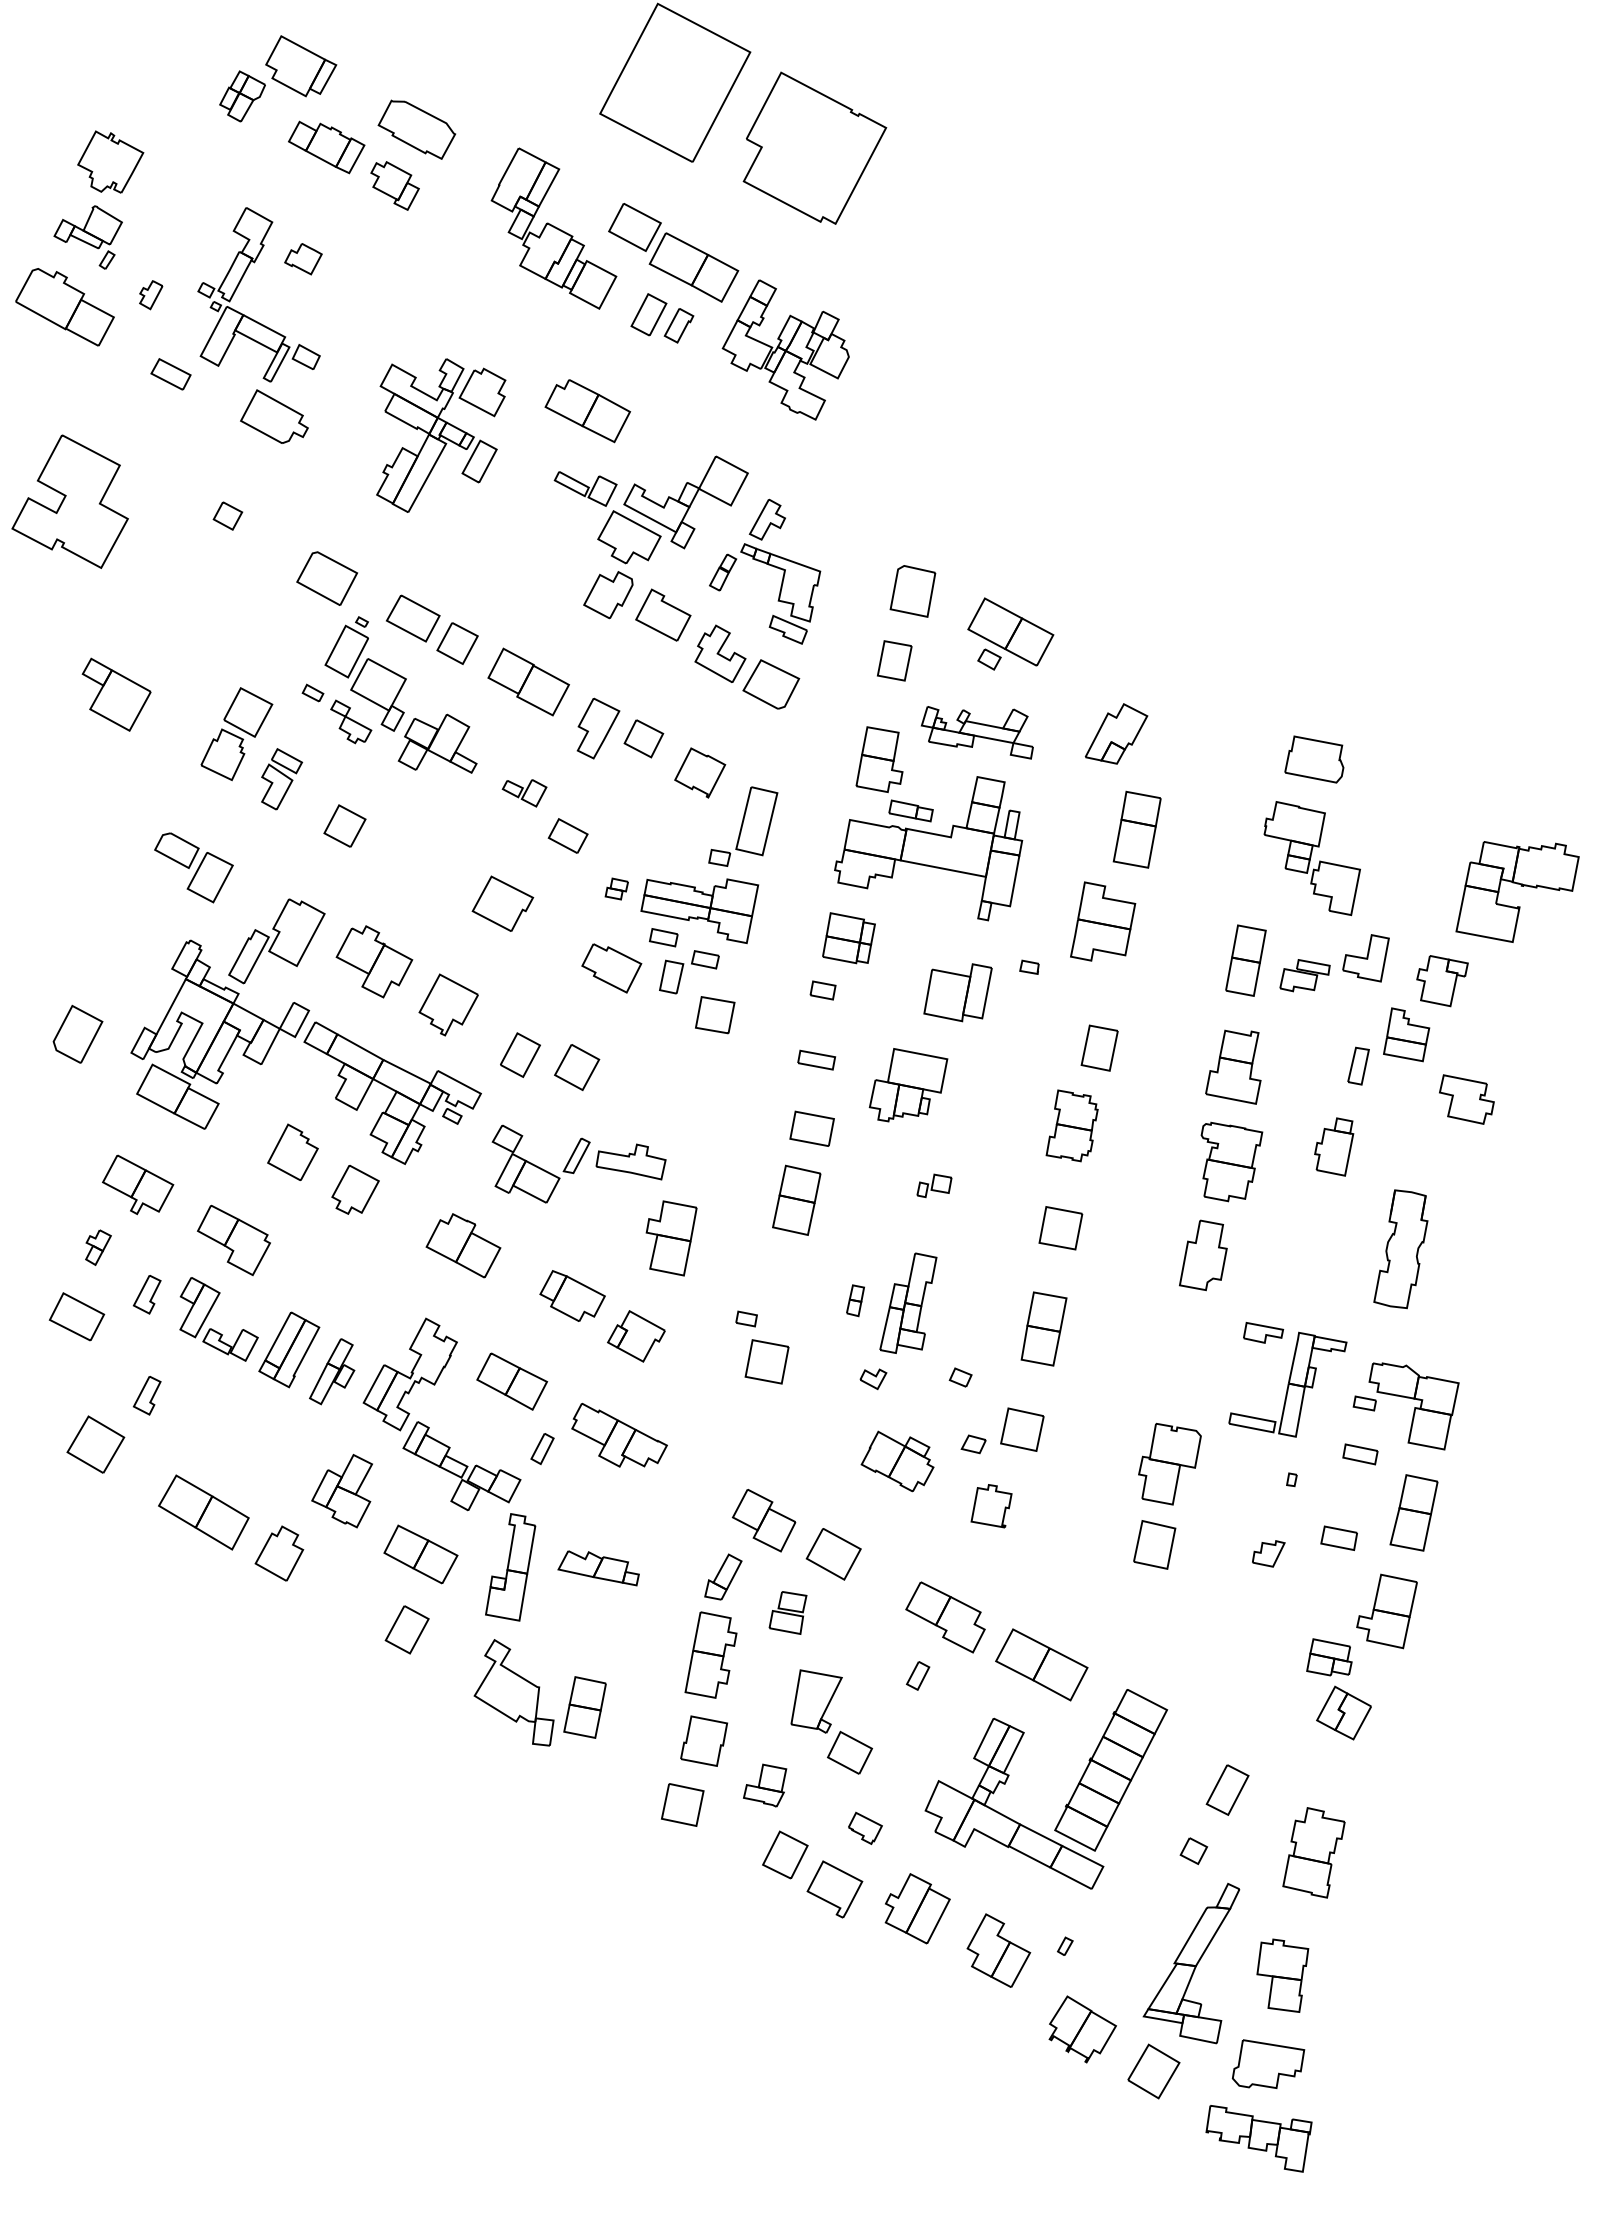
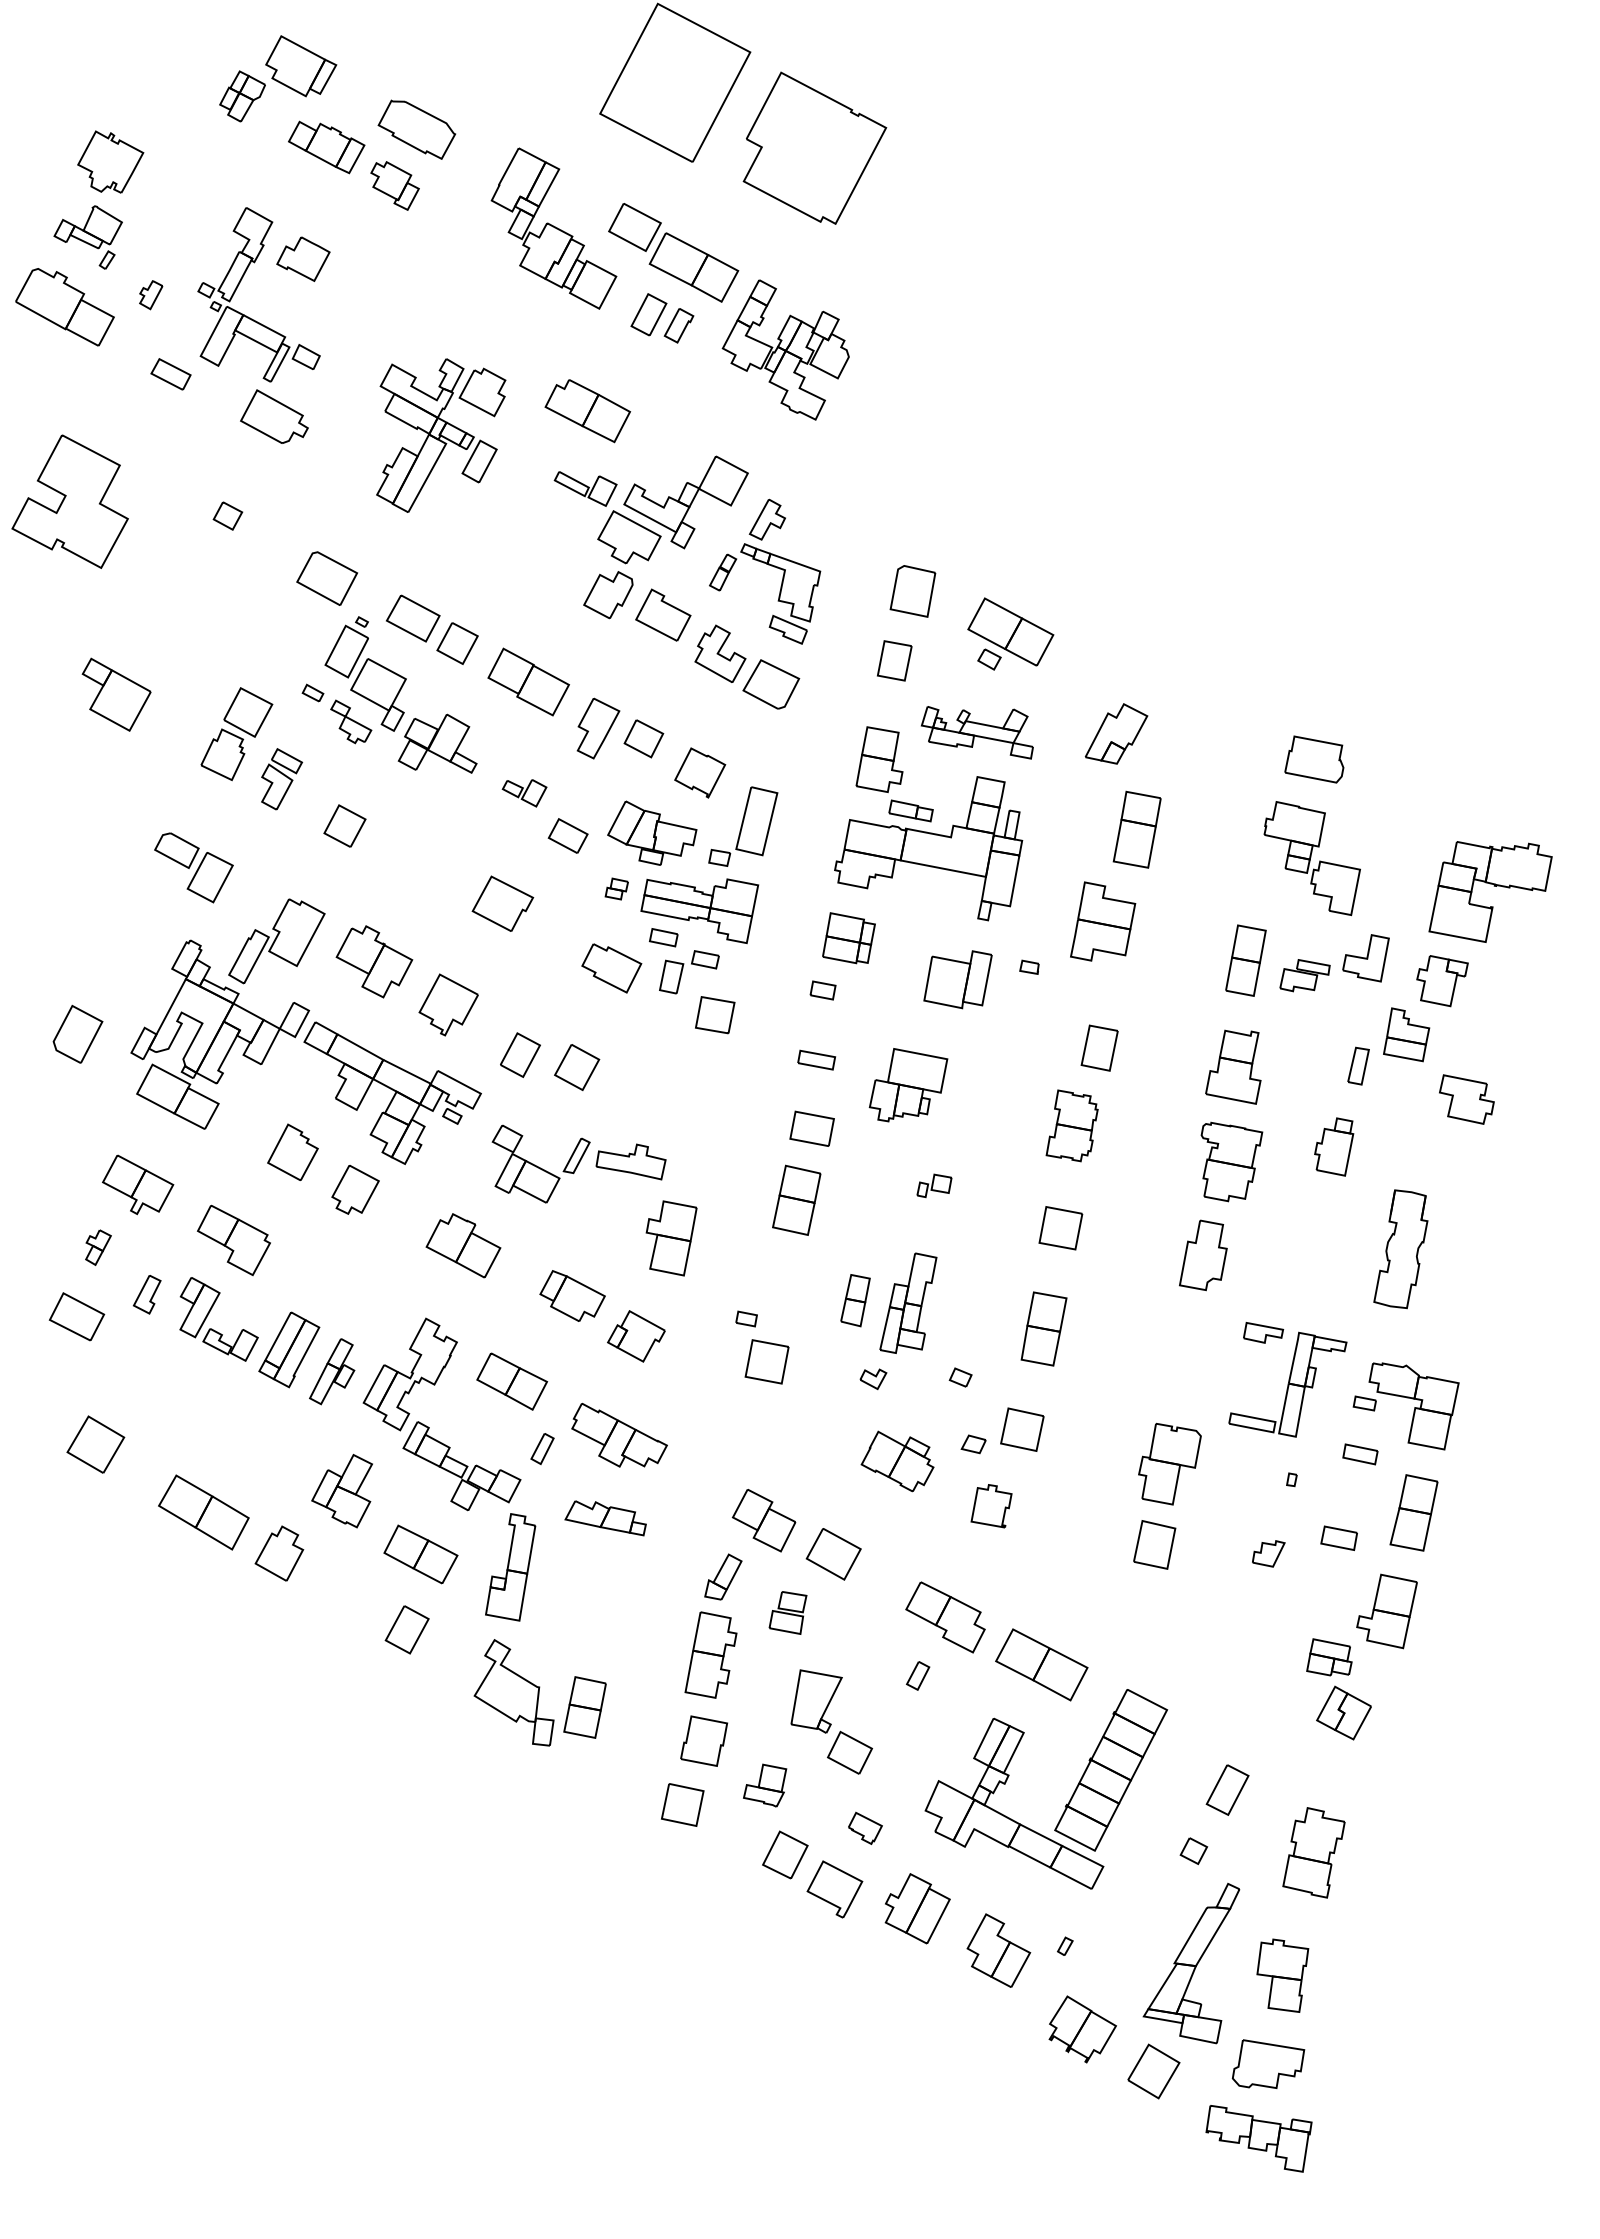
part size: 39x33 px -> 55x46 px (303, 258)
part: none -> present (652, 832)
part position: (1517, 891) -> (1490, 891) (1490, 891)
part position: (957, 992) -> (957, 979) (957, 979)
part size: 19x34 px -> 31x54 px (855, 1300)
part: present -> none (146, 1395)
part position: (598, 1568) -> (605, 1518) (605, 1518)
